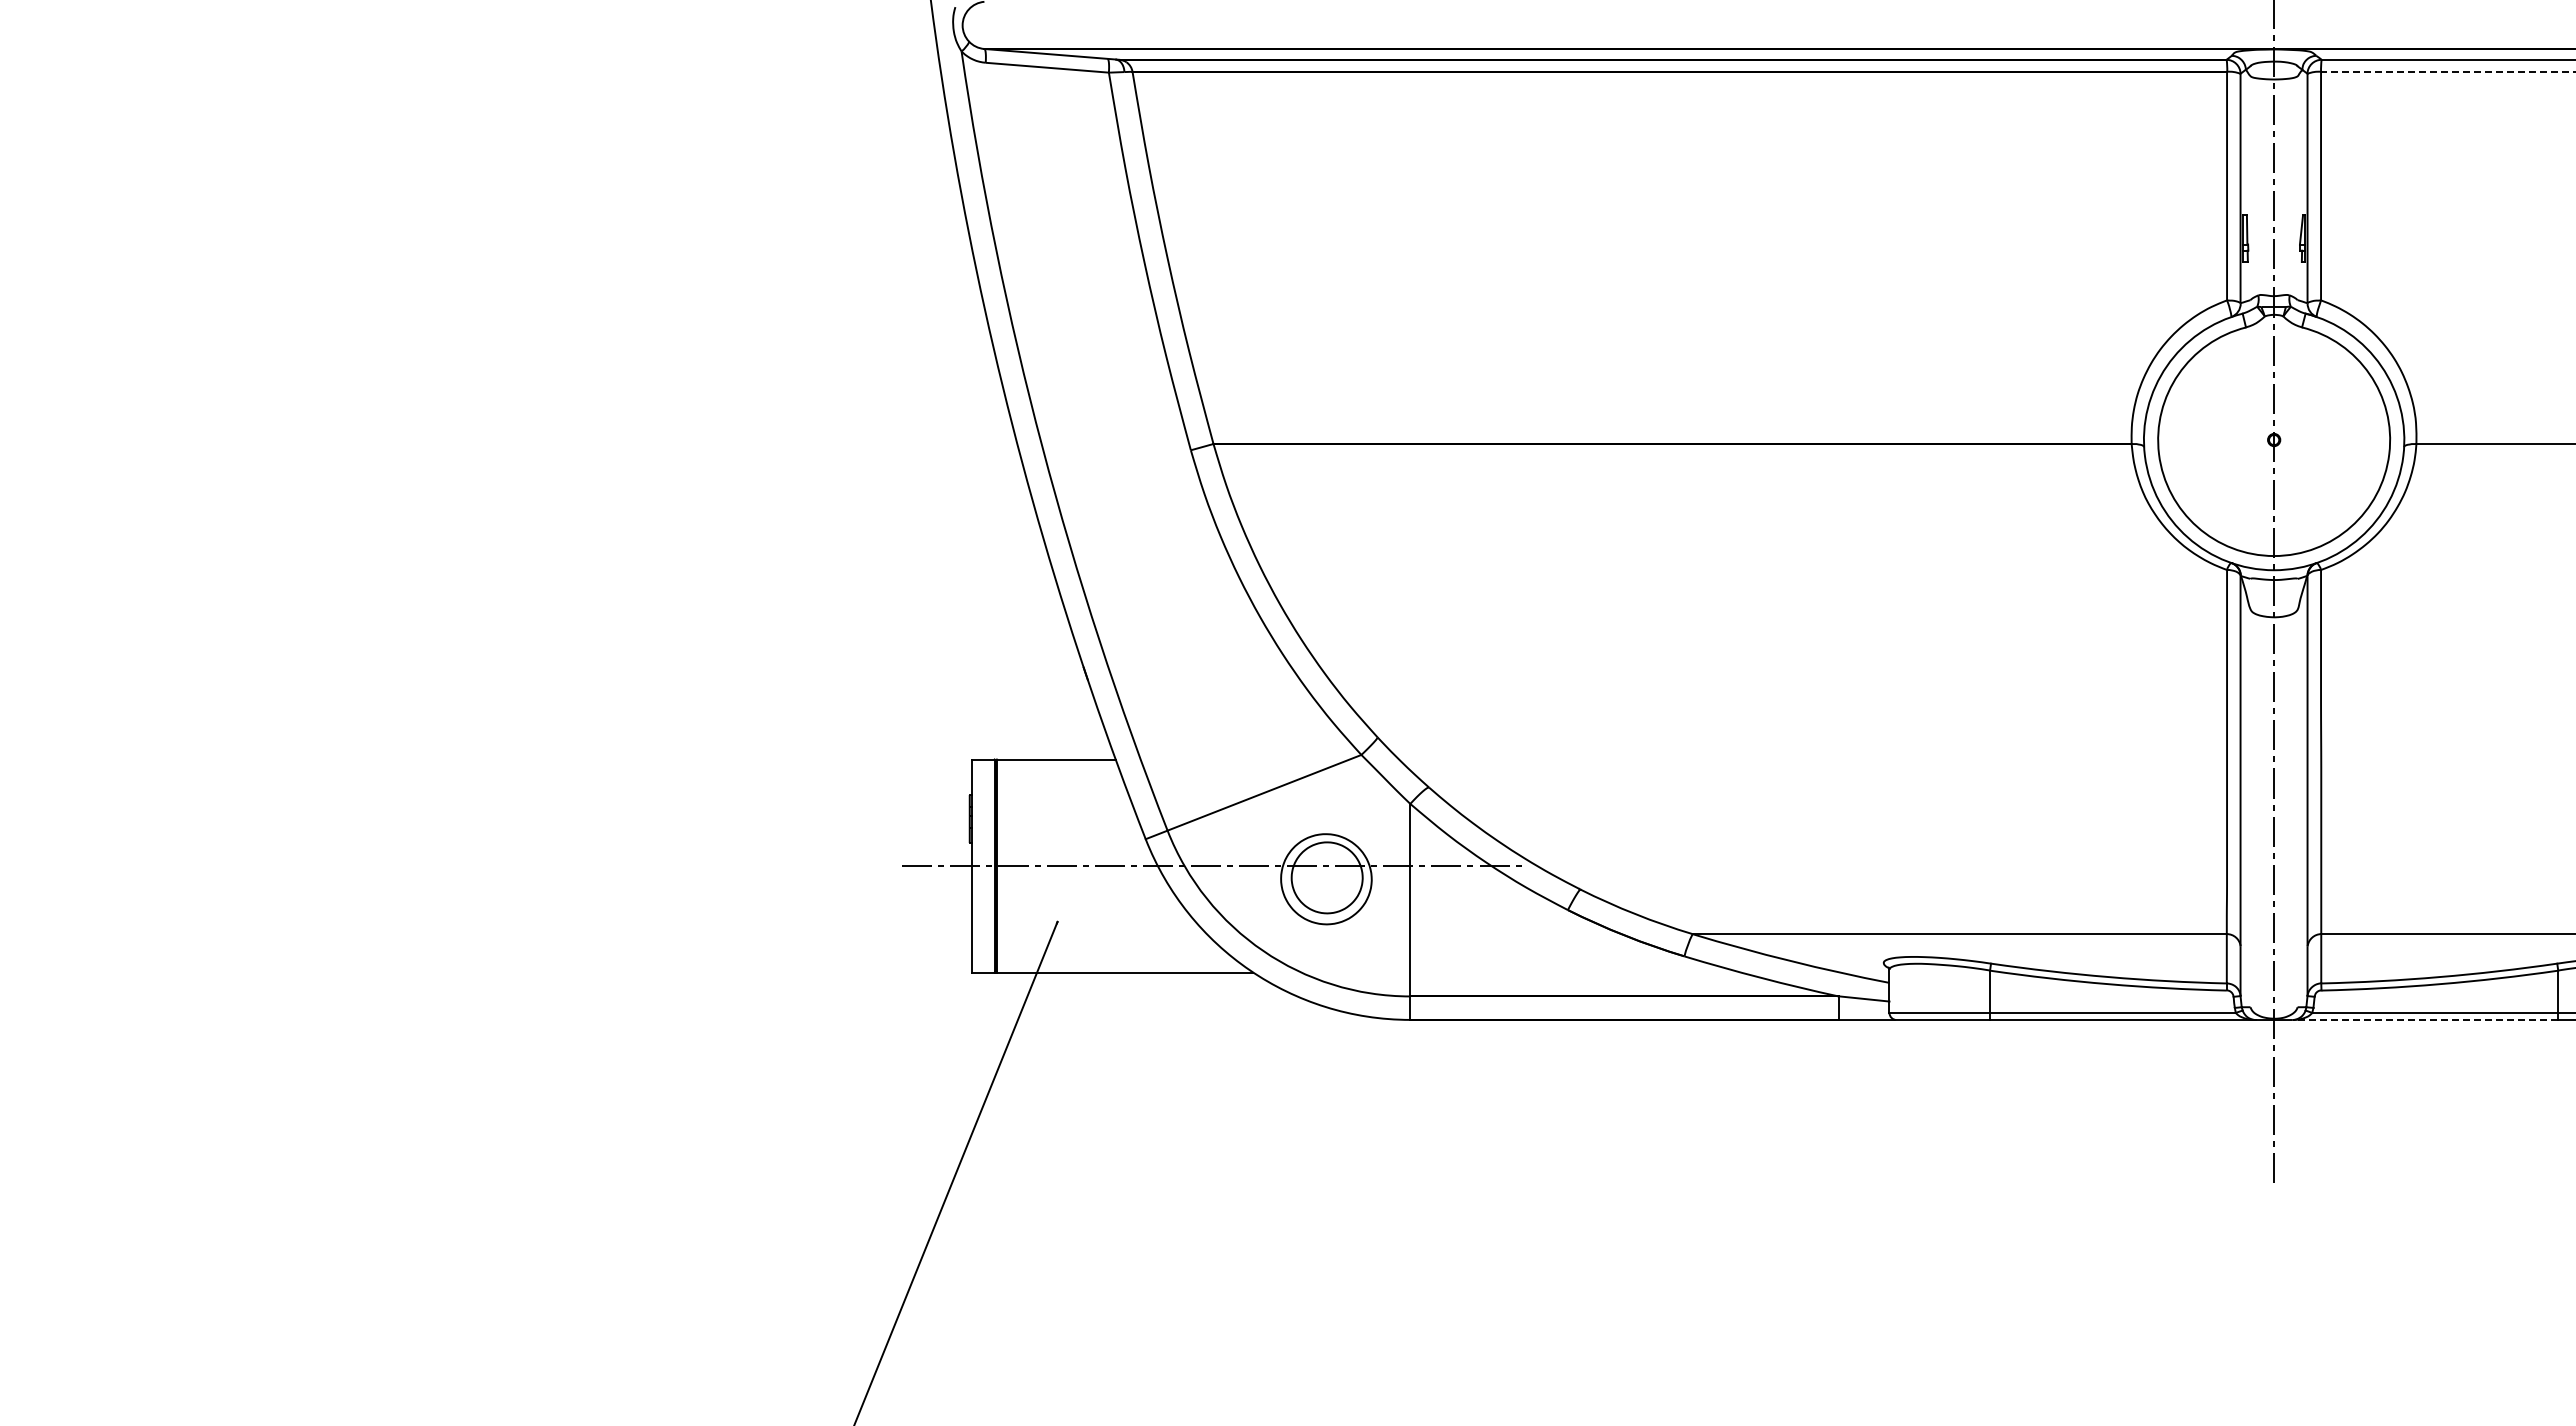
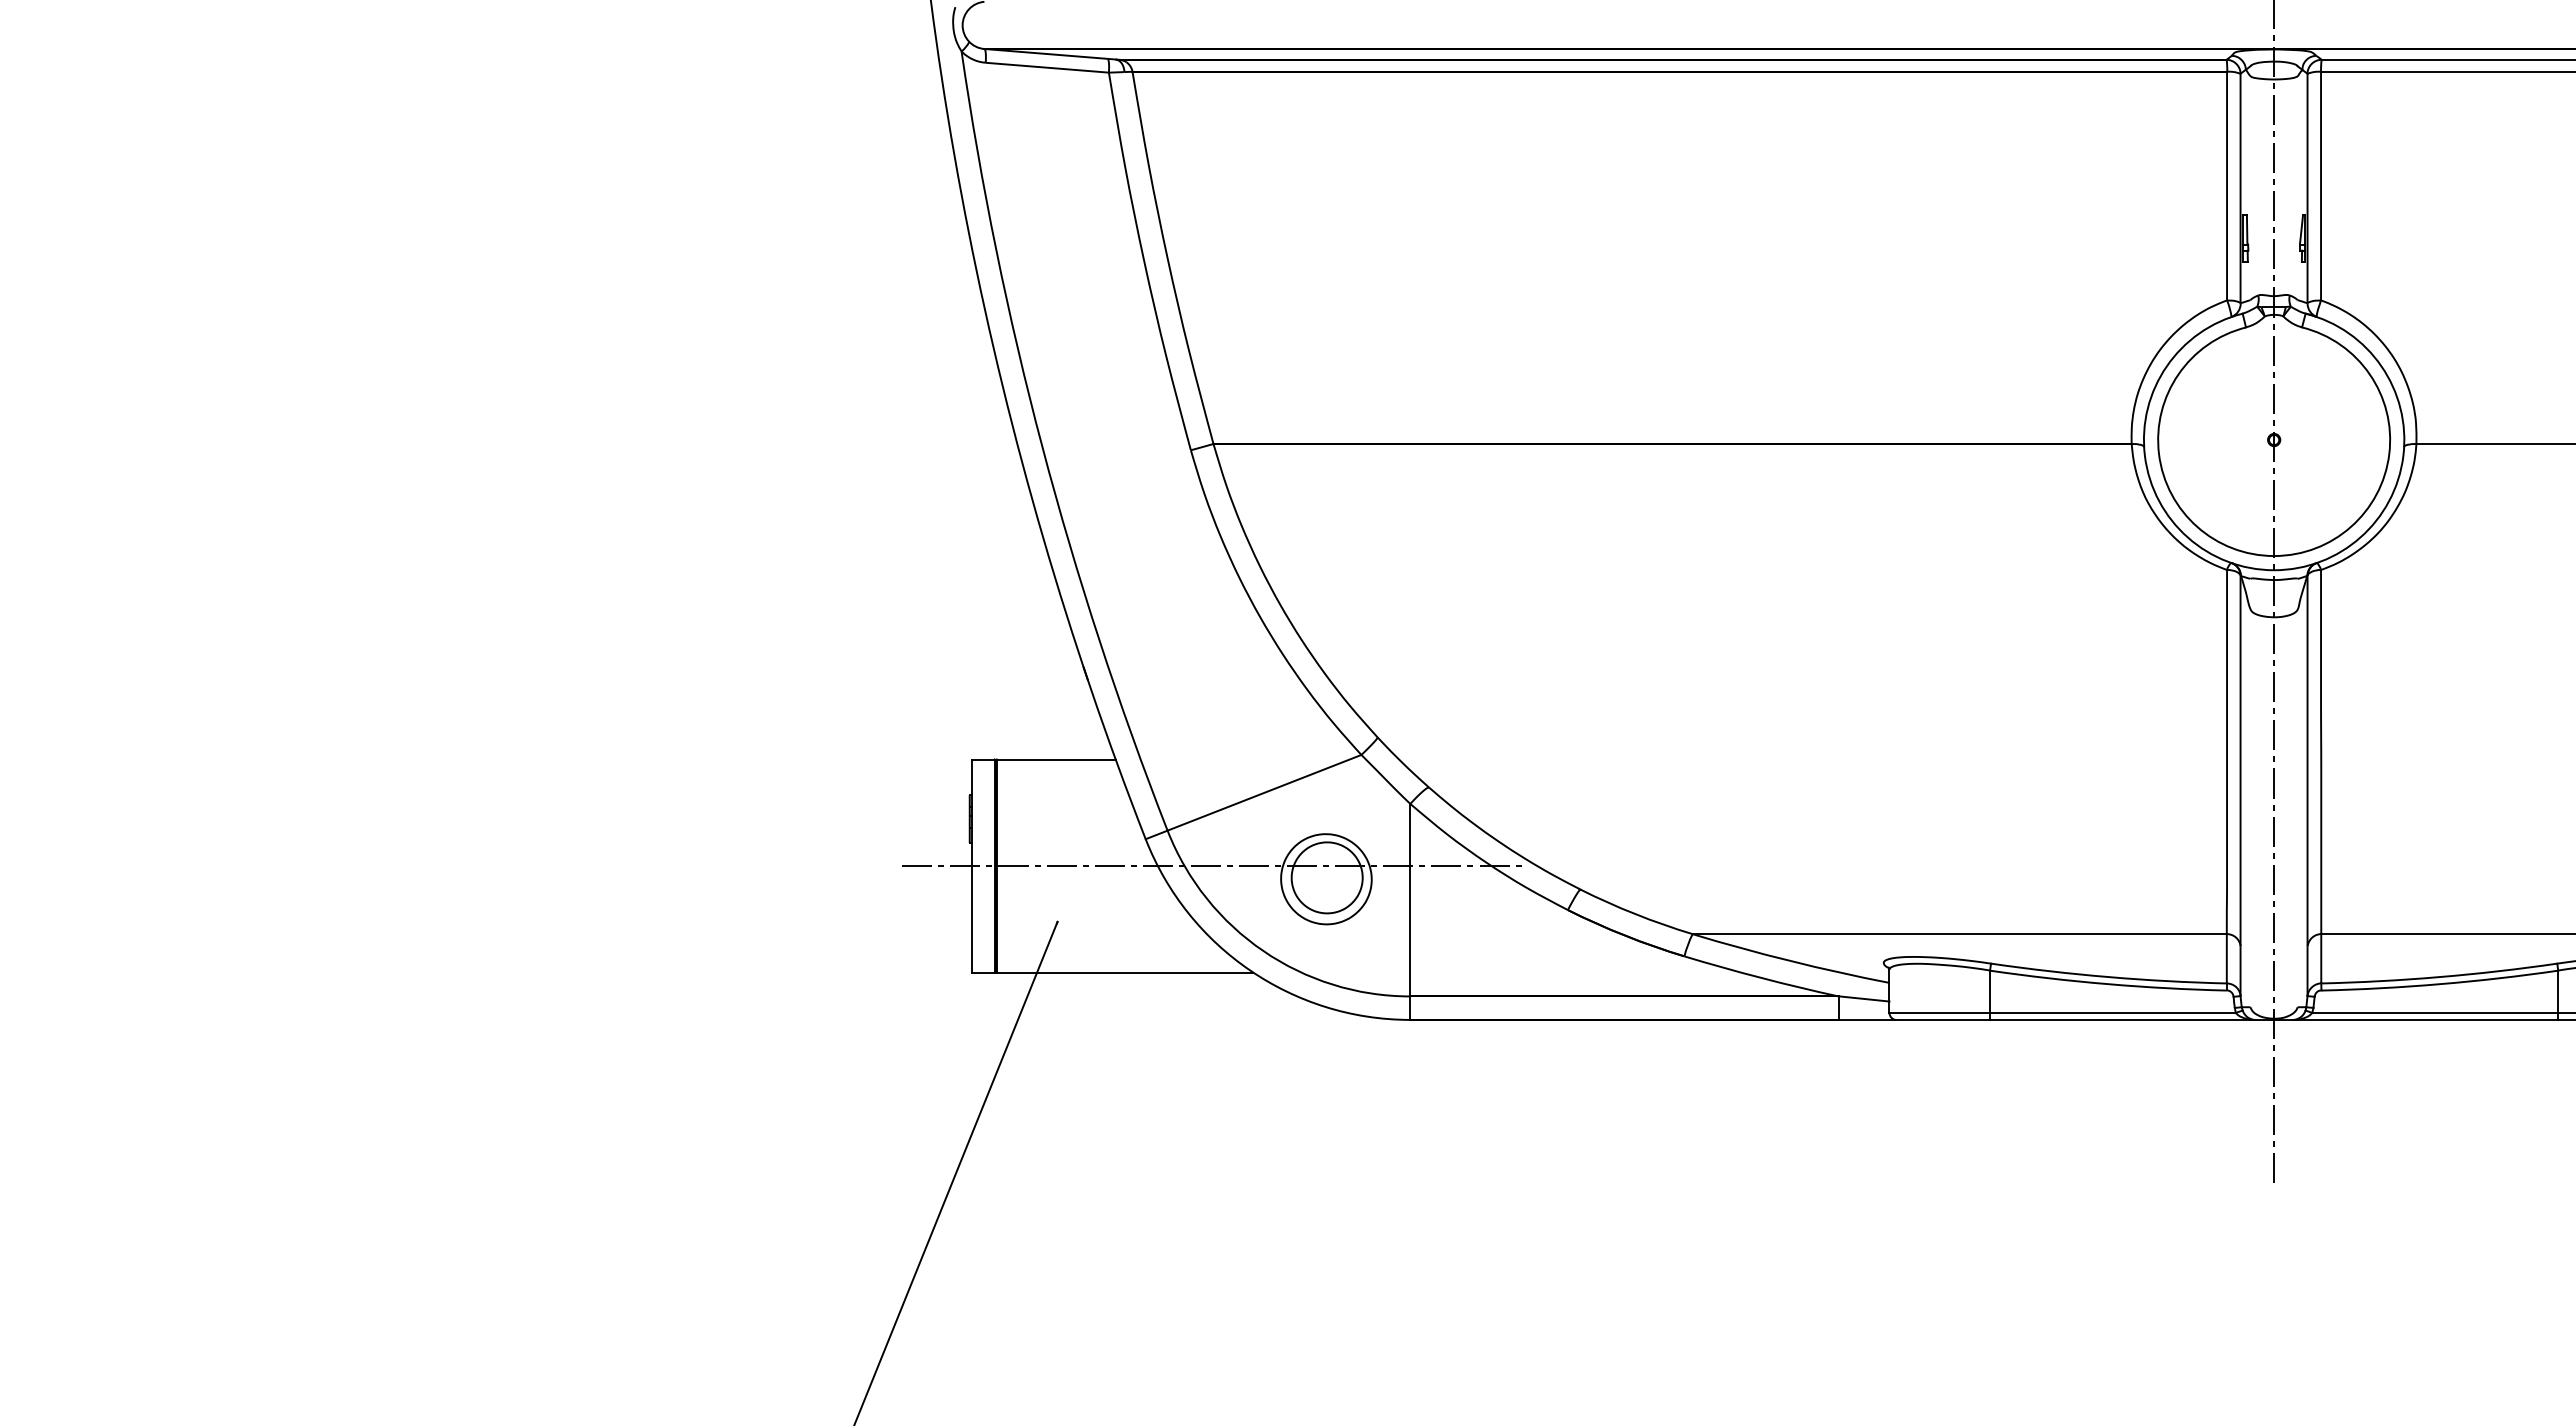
line: dashed -> solid (2447, 71)
line: dashed -> solid (2425, 1020)
